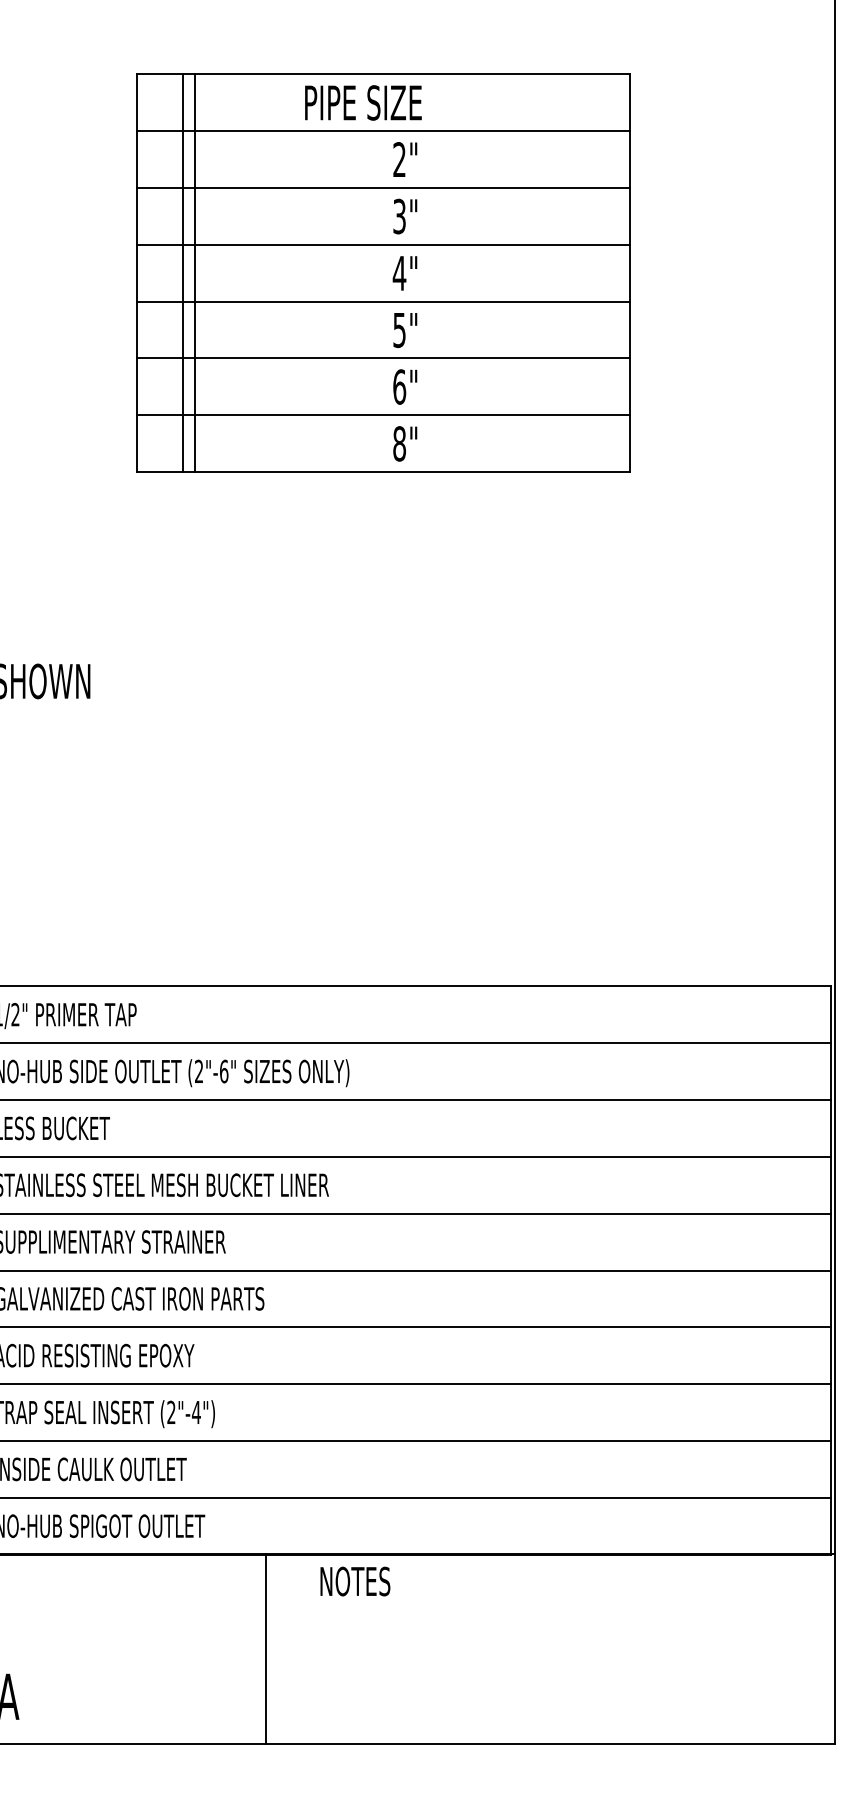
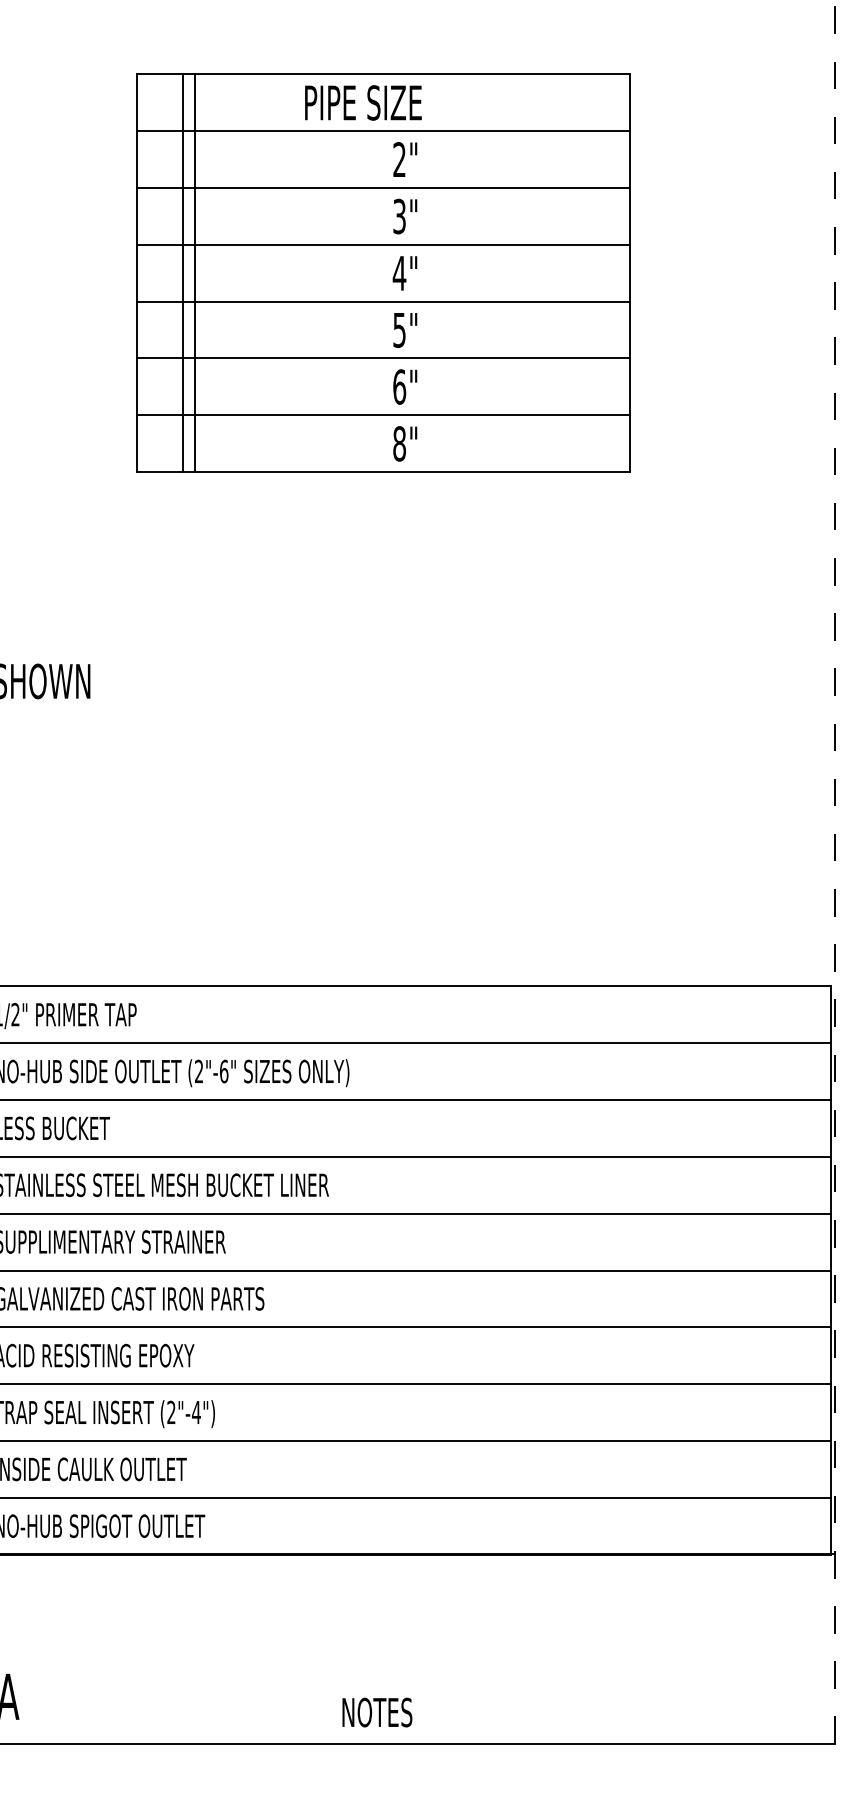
line: solid -> dashed (835, 872)
text position: (355, 1581) -> (377, 1712) (377, 1712)
line: present -> none (266, 1649)
